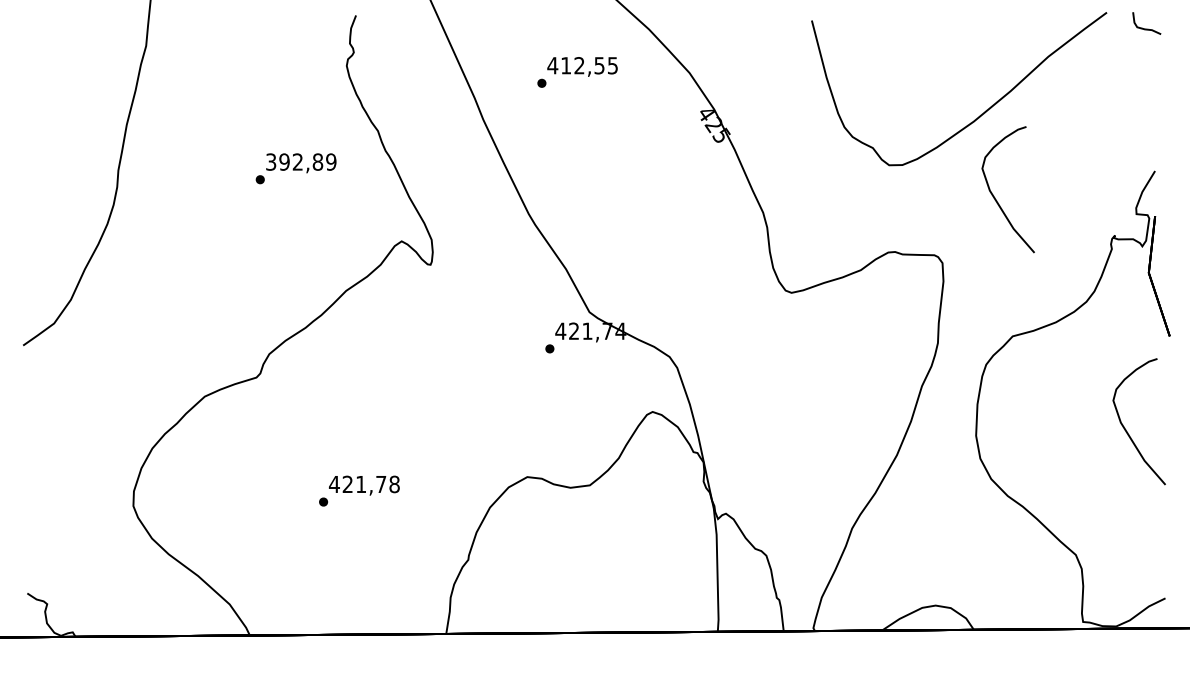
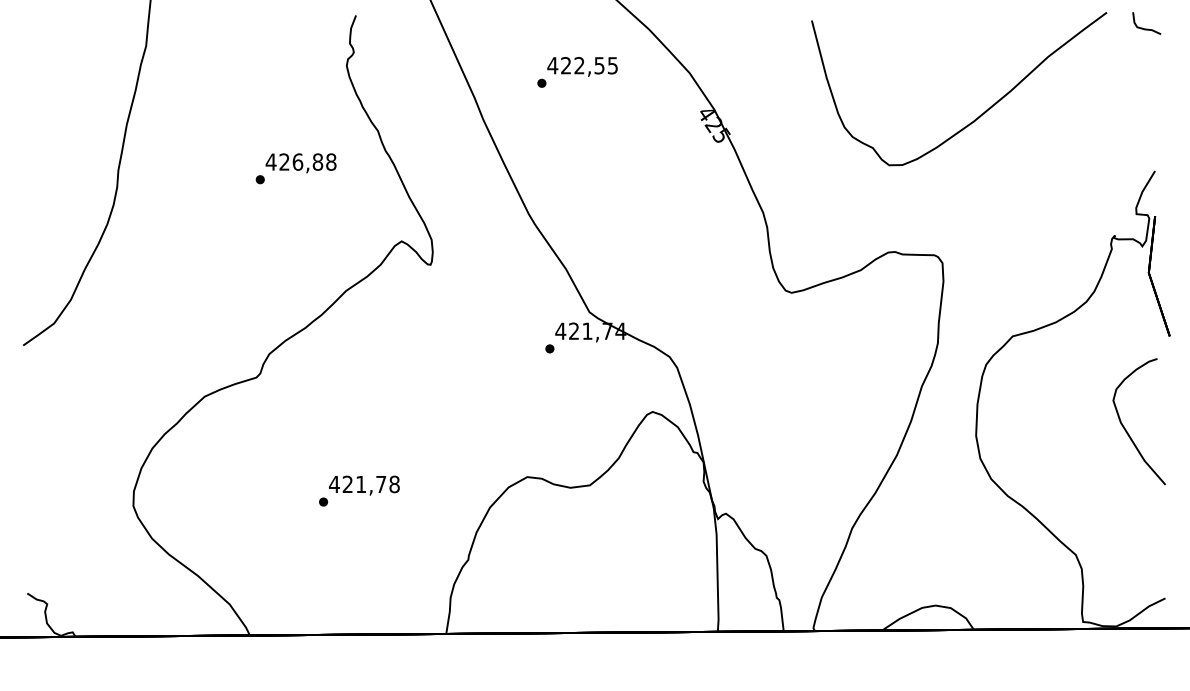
text: 412,55 -> 422,55 (565, 65)
text: 392,89 -> 426,88 (300, 161)
part: present -> none (995, 197)
